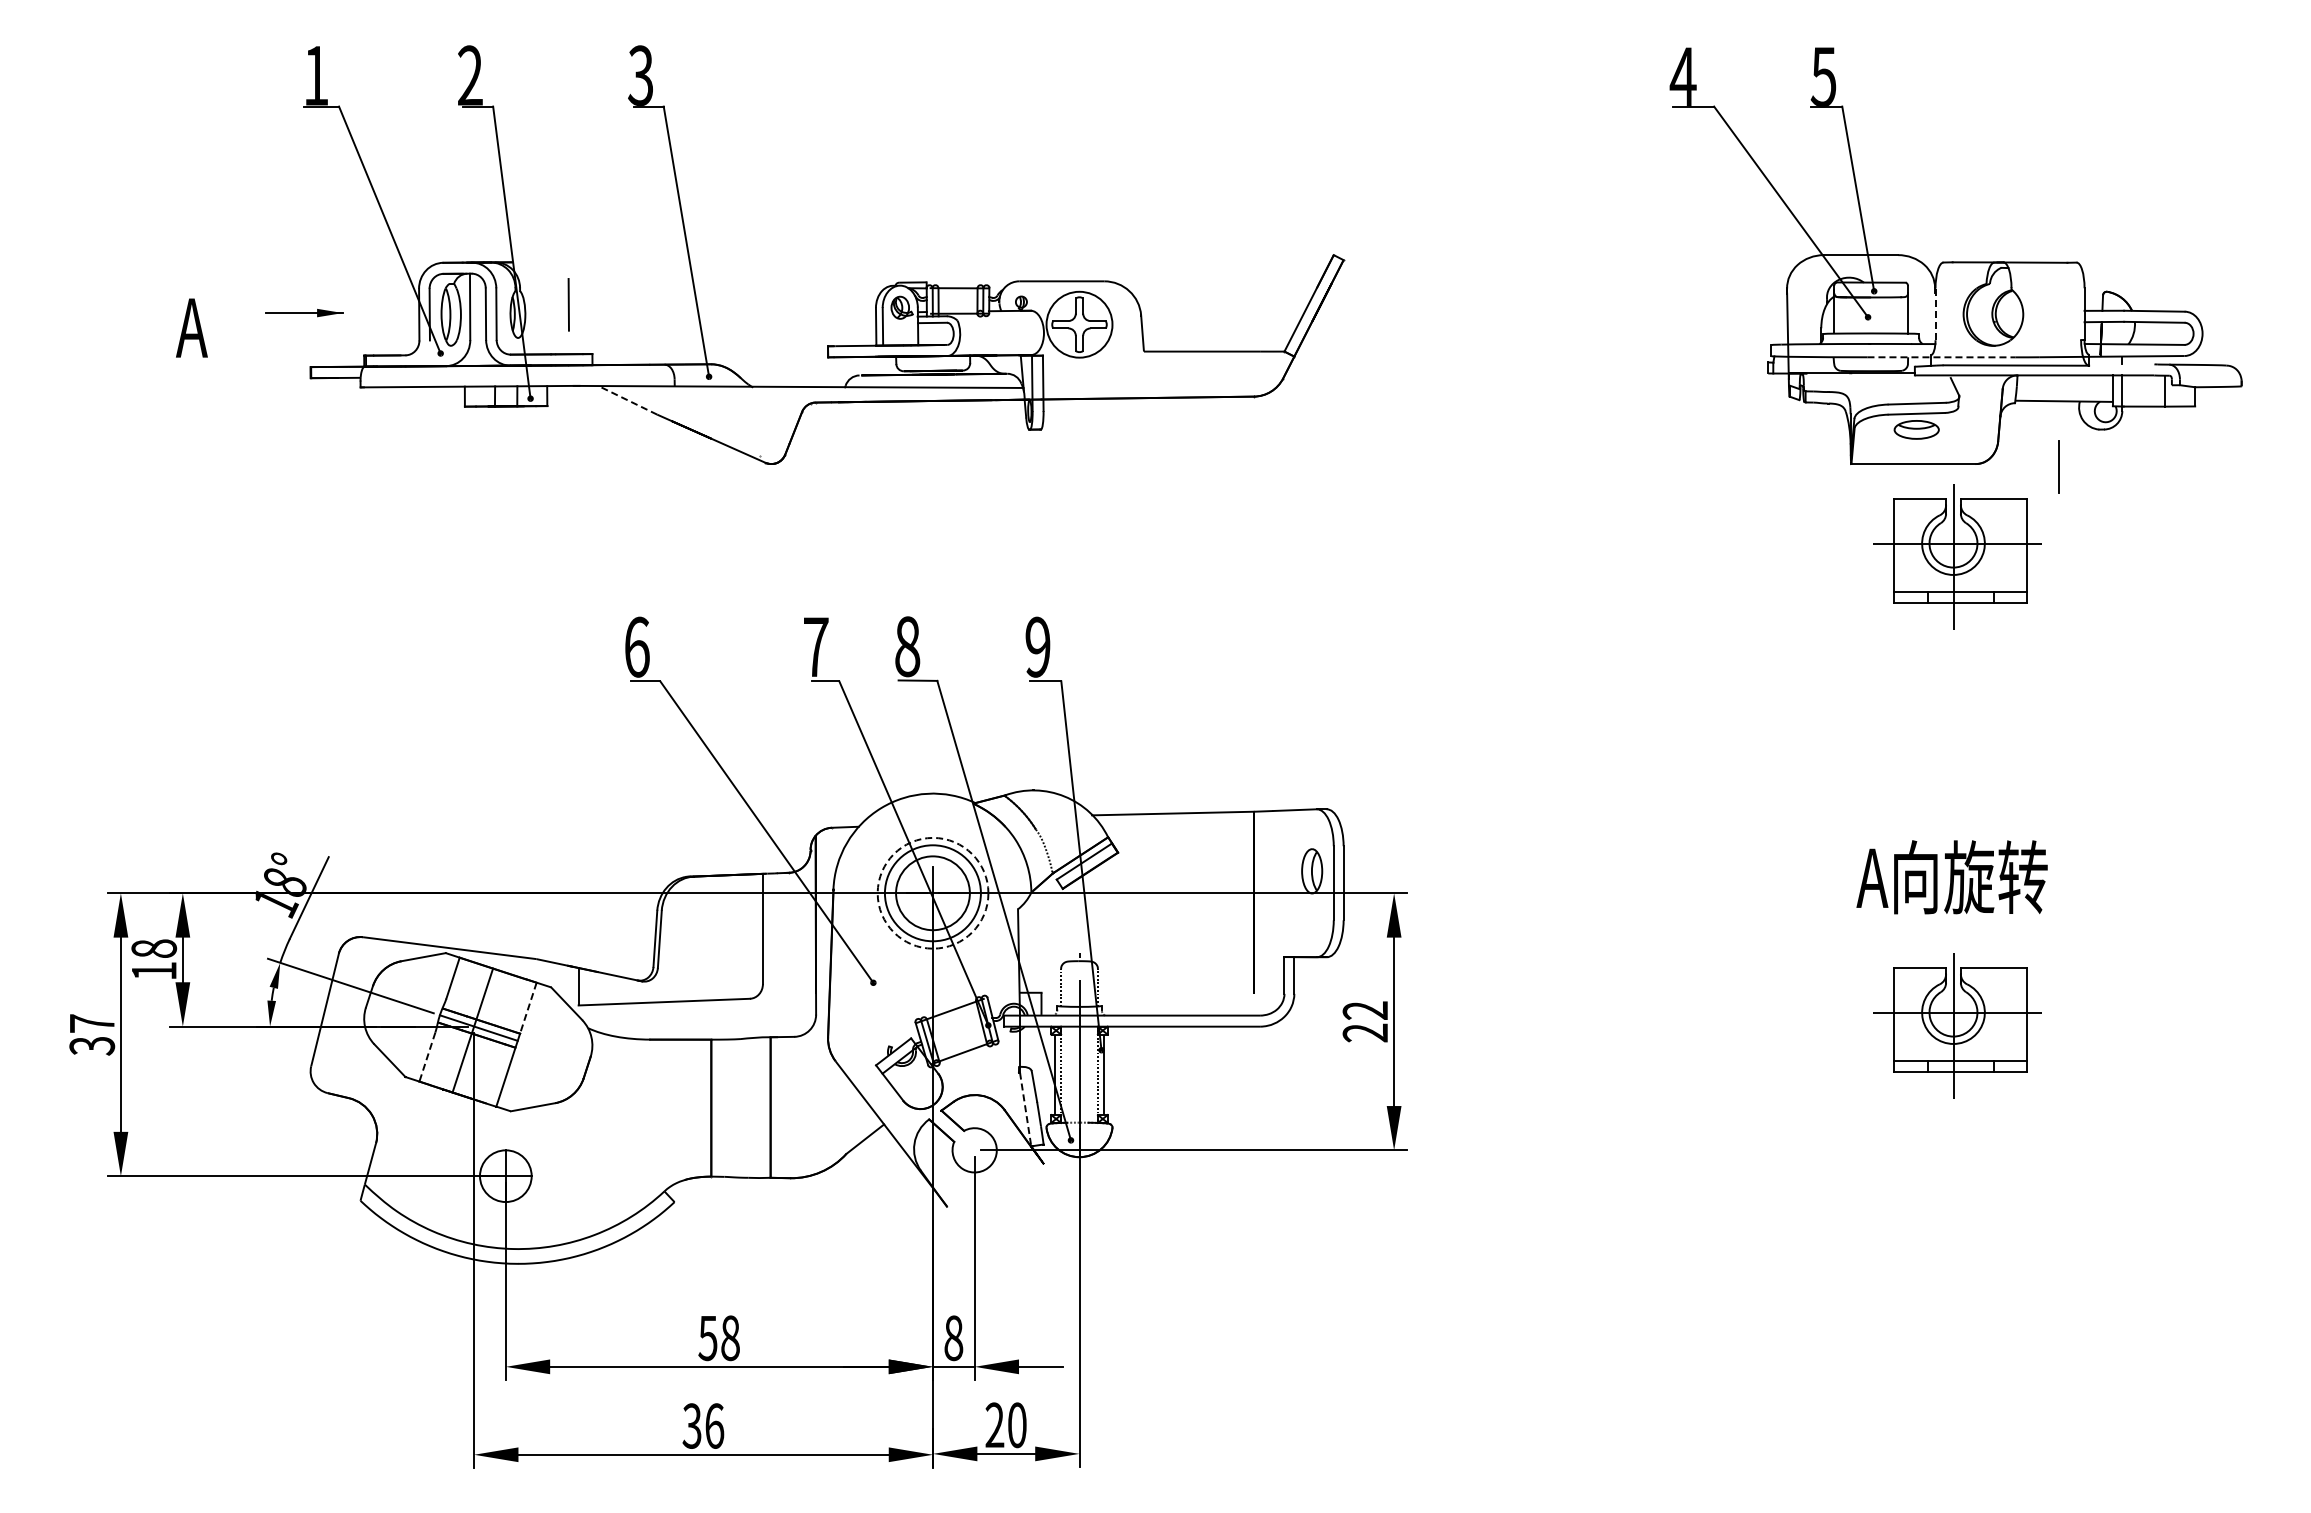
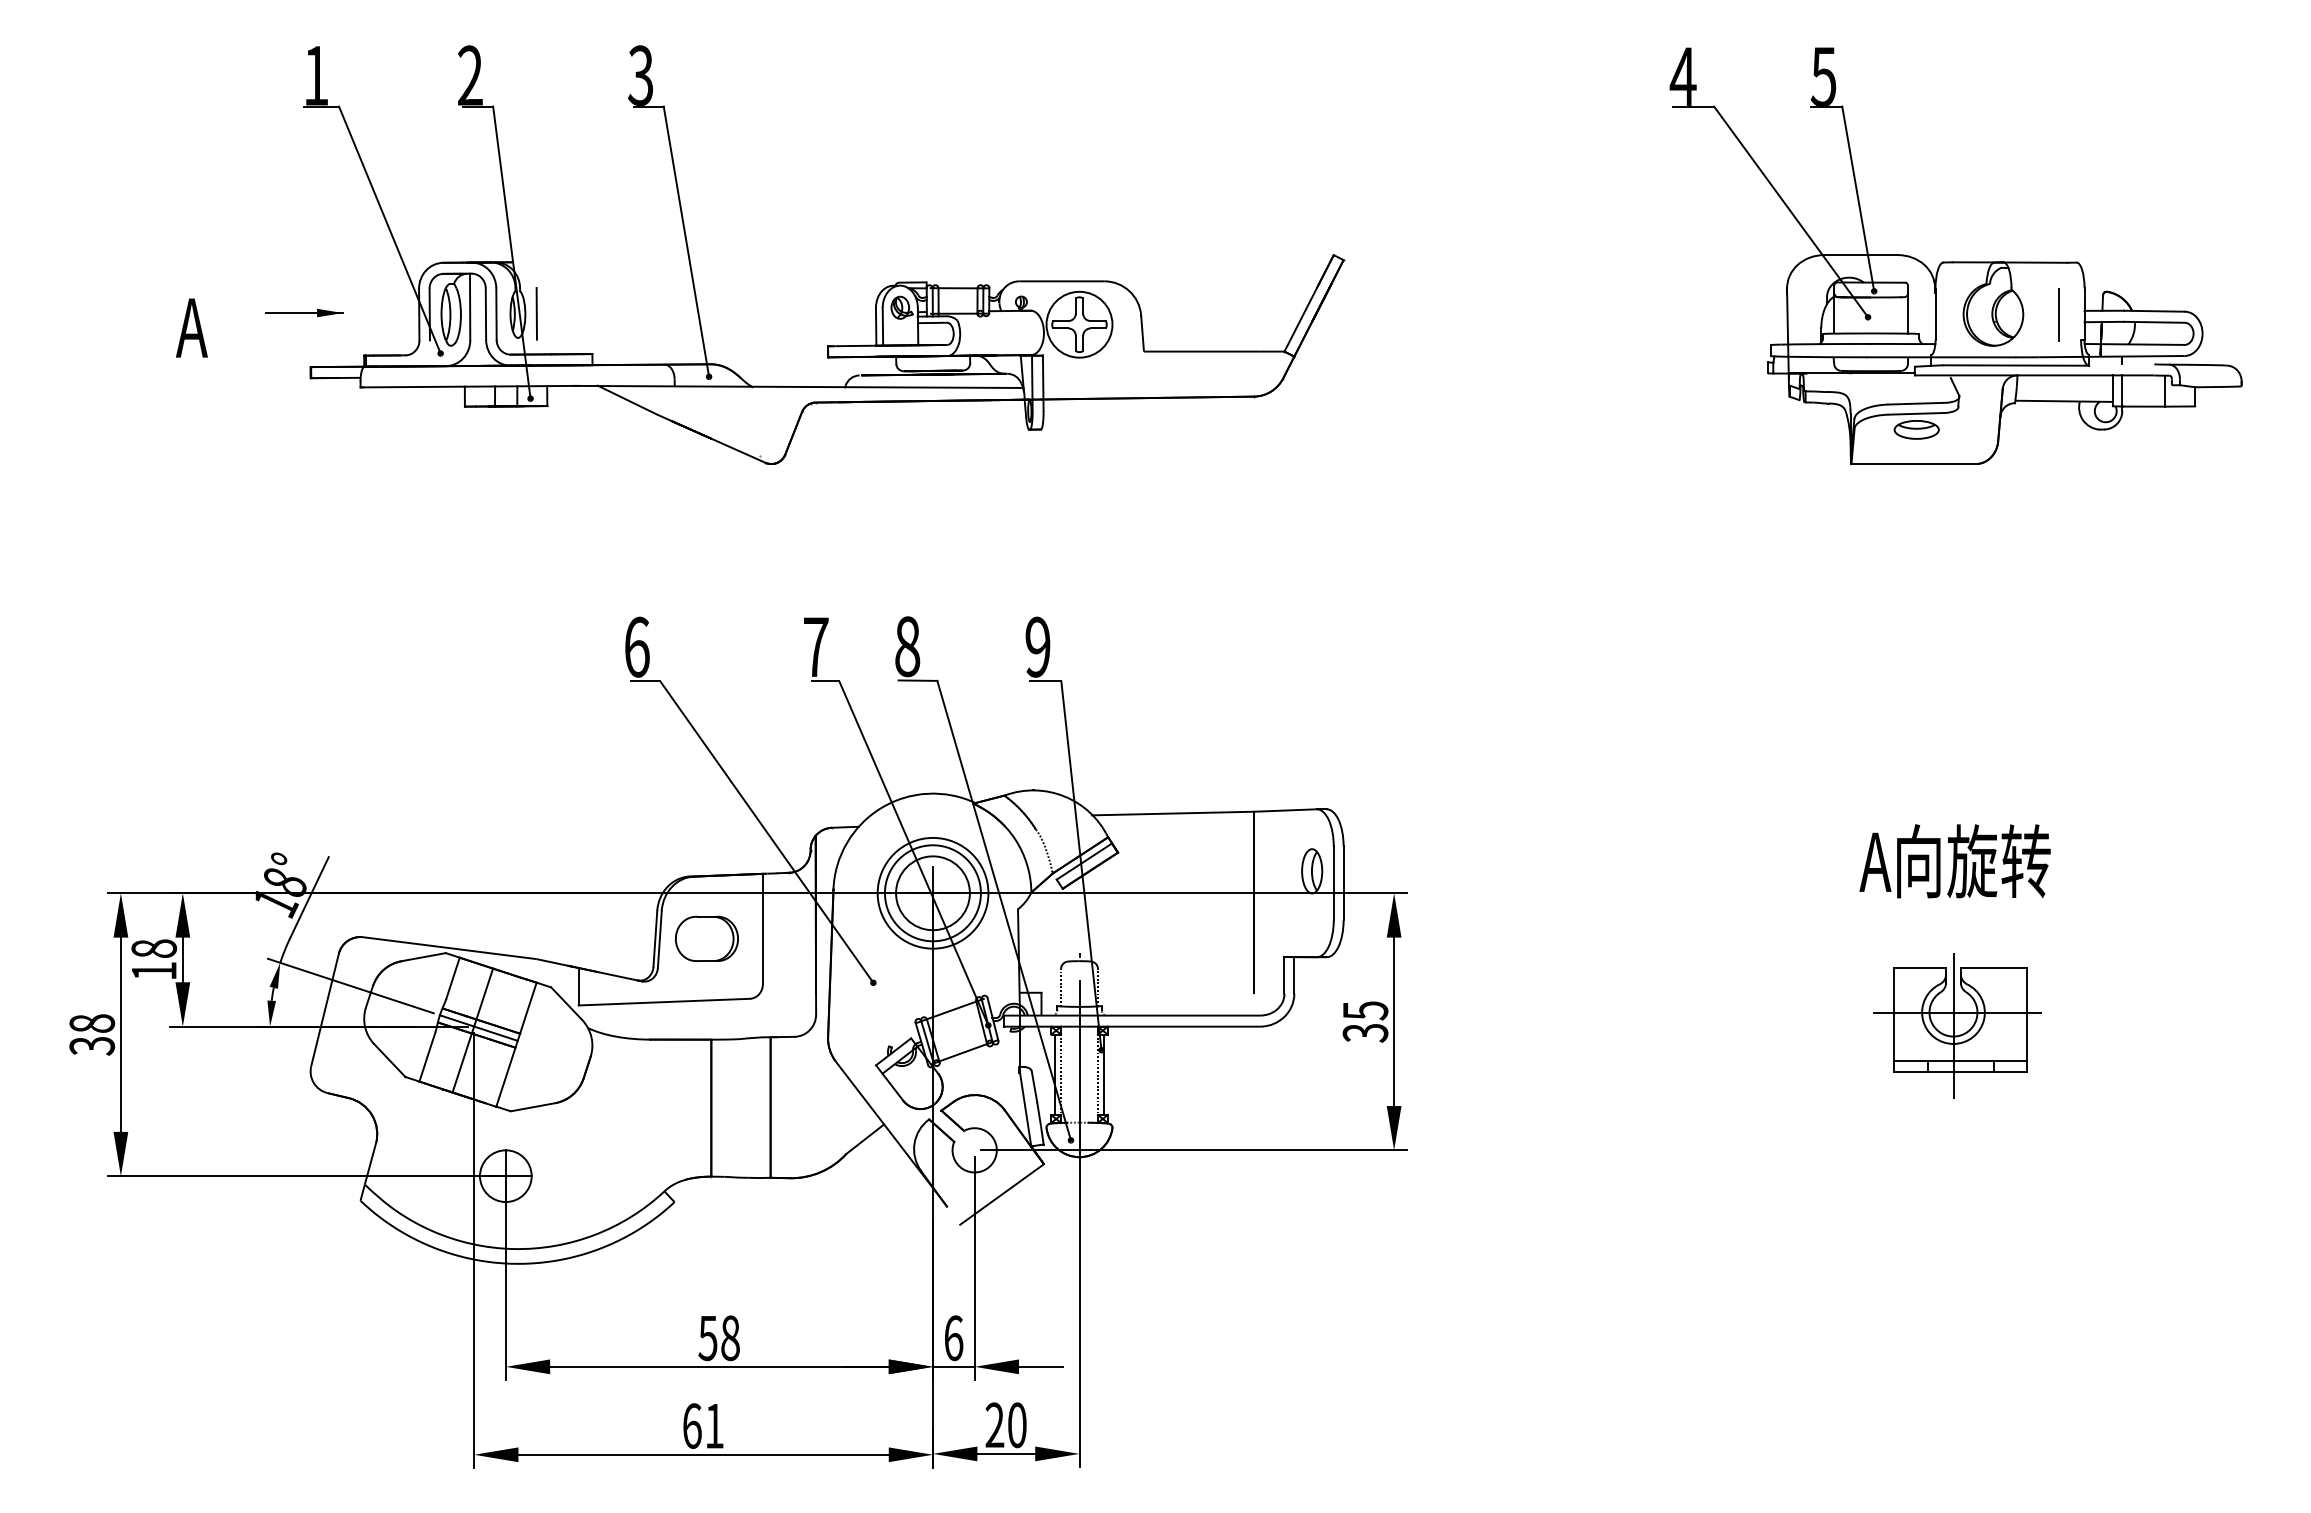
line position: (568, 304) -> (536, 313) (536, 313)
line: dashed -> solid (1935, 314)
line: dashed -> solid (1941, 357)
line: dashed -> solid (627, 399)
line position: (2058, 466) -> (2058, 314) (2058, 314)
part: present -> none (1957, 556)
text position: (1951, 877) -> (1954, 861) (1954, 861)
circle: dashed -> solid (932, 892)
part: none -> present (706, 938)
line: dashed -> solid (528, 1008)
text: 22 -> 35 (1365, 1021)
text: 37 -> 38 (92, 1023)
line: dashed -> solid (427, 1057)
line: dashed -> solid (1025, 1109)
line: none -> present (1001, 1194)
text: 8 -> 6 (953, 1338)
text: 36 -> 61 (703, 1425)
